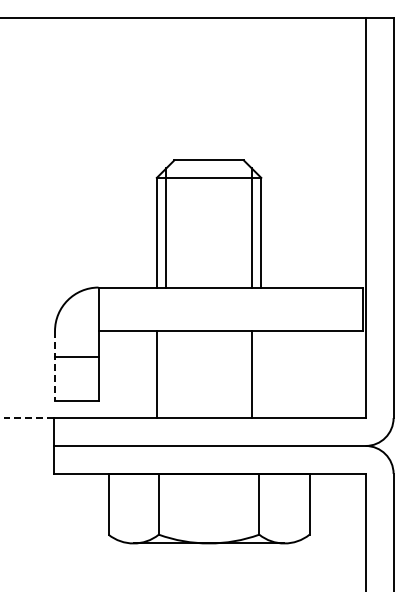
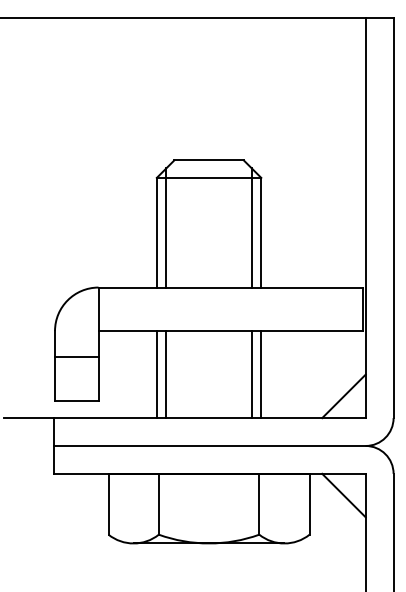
line: dashed -> solid (55, 365)
line: none -> present (166, 374)
line: none -> present (261, 374)
line: none -> present (343, 396)
line: dashed -> solid (28, 418)
line: none -> present (343, 495)
